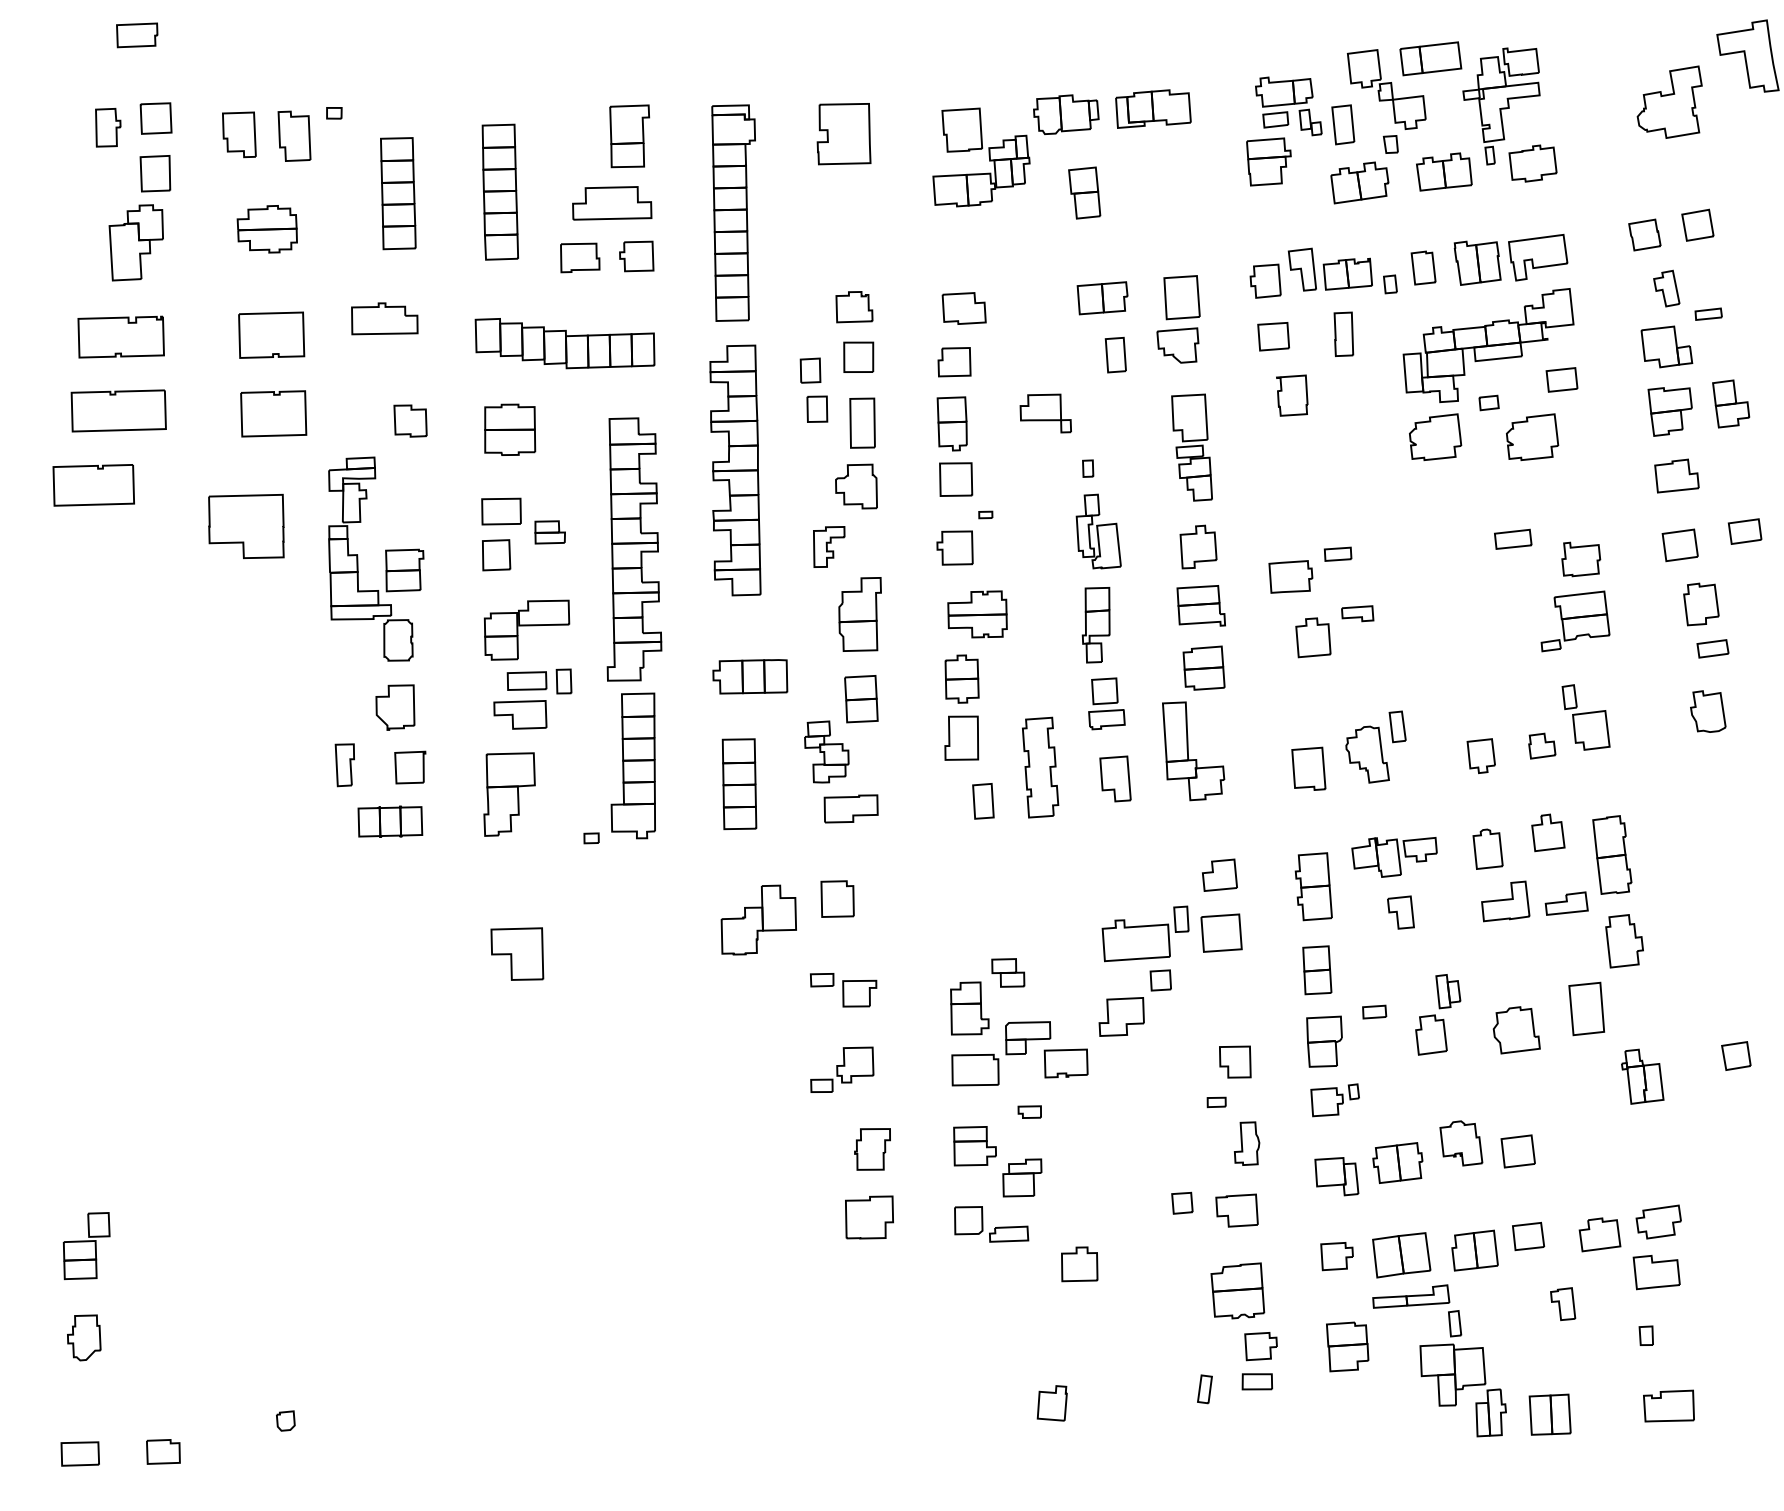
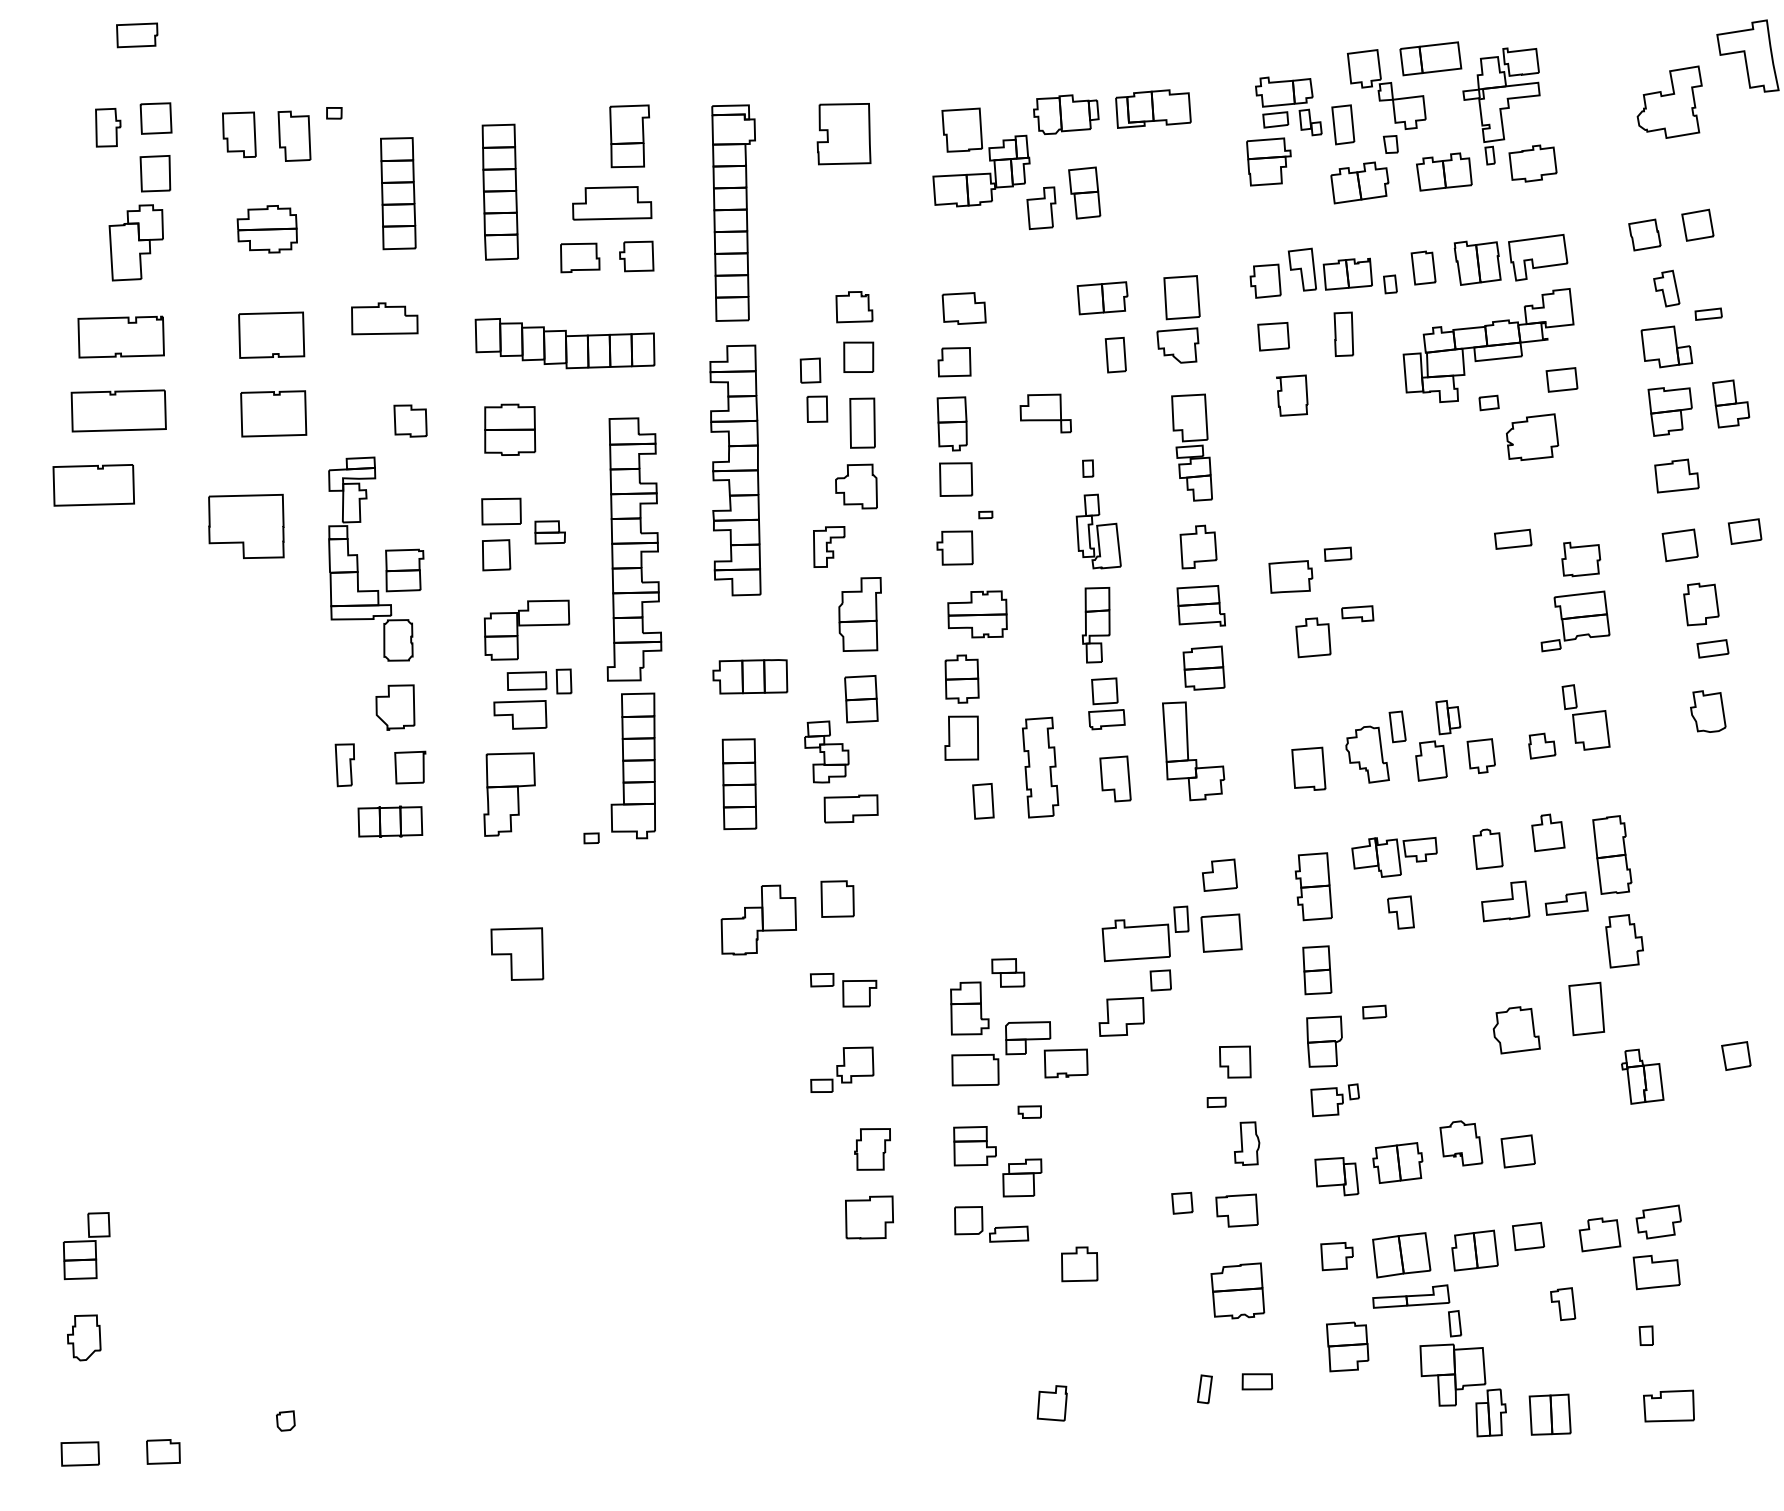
part: none -> present (1041, 208)
part: present -> none (1435, 437)
part position: (1438, 1014) -> (1438, 740) (1438, 740)
part: present -> none (1260, 1346)
